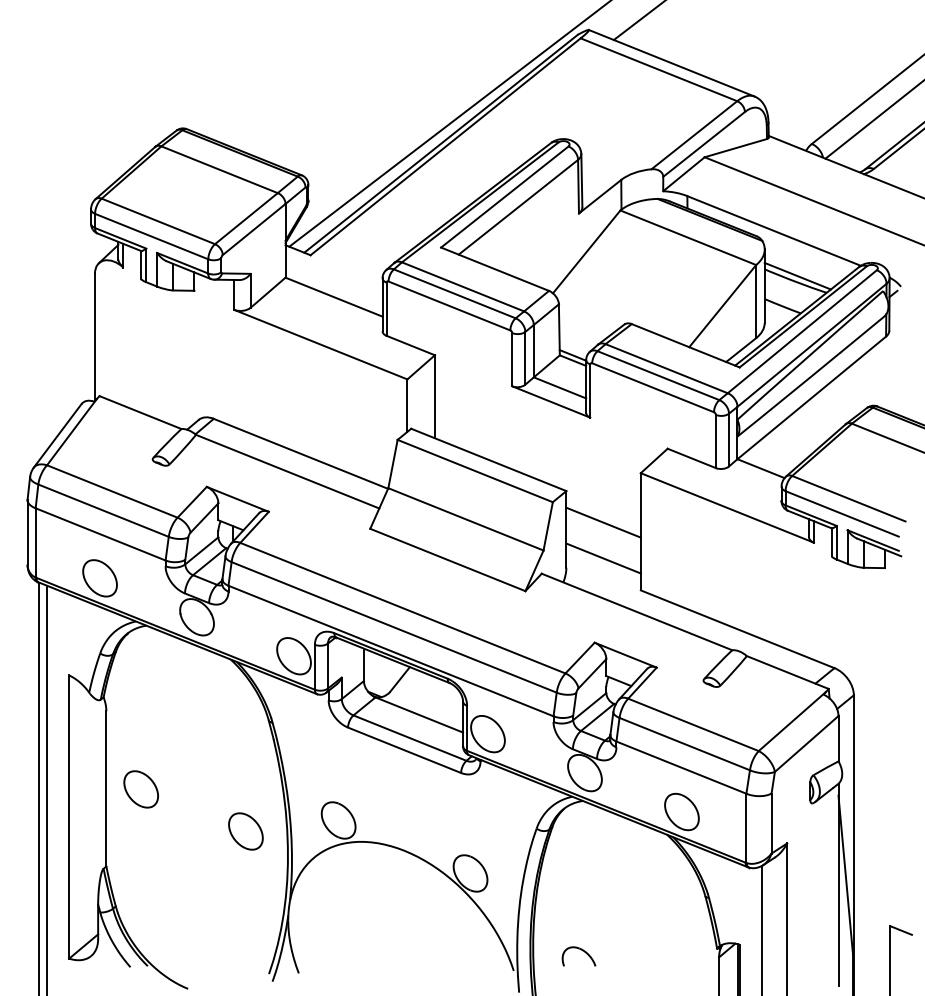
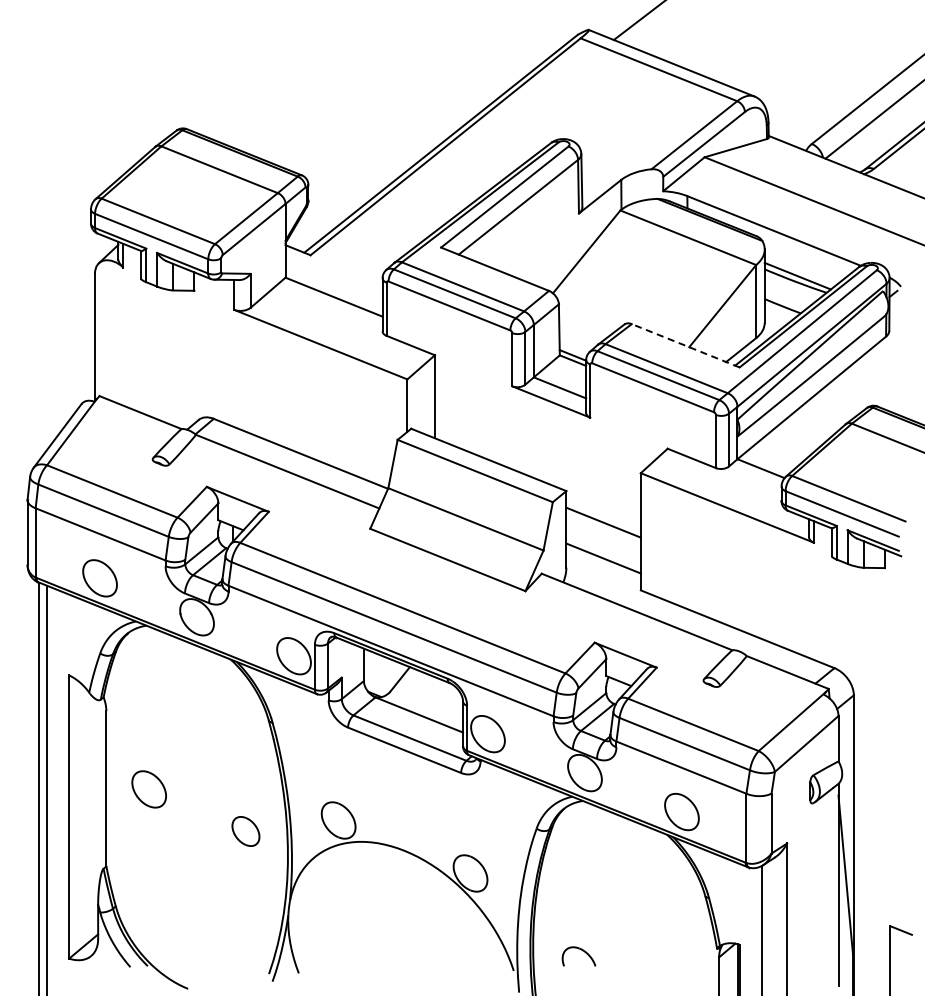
line: present -> none (448, 124)
line: solid -> dashed (685, 345)
part position: (140, 789) -> (148, 789) (148, 789)
part size: 36x39 px -> 30x31 px (245, 831)
